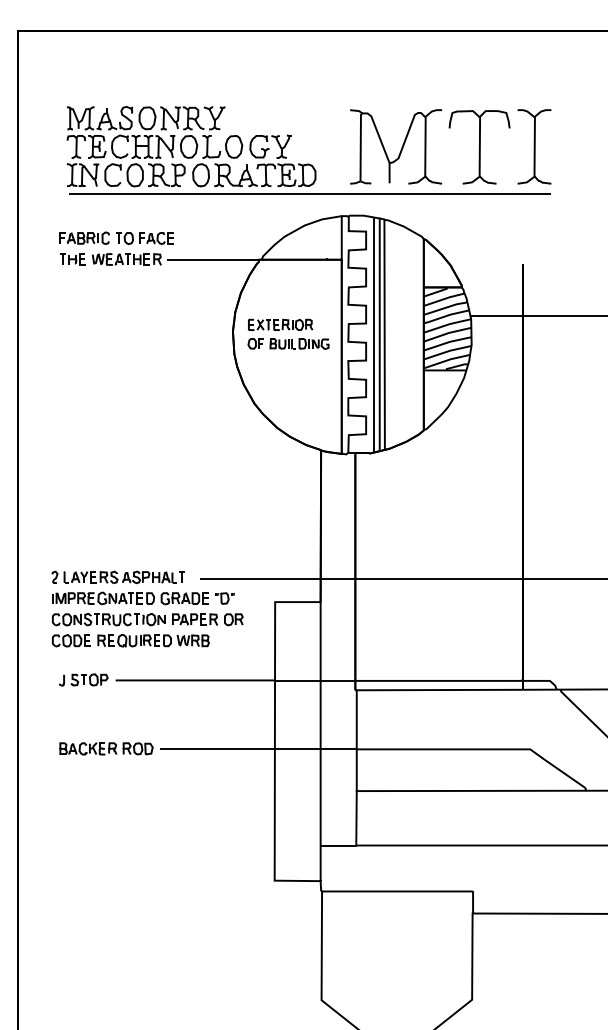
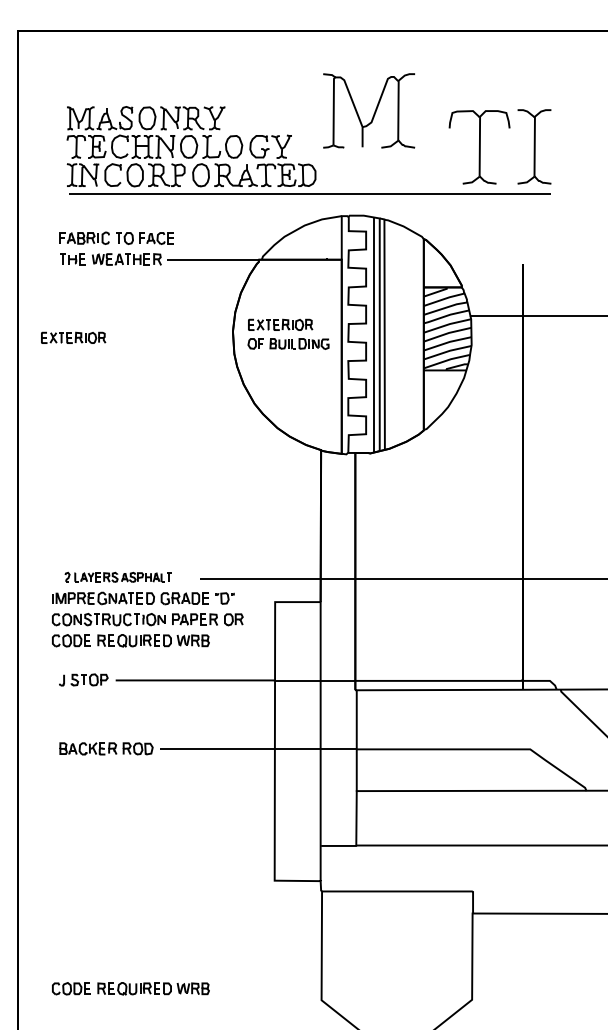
part position: (396, 146) -> (369, 110) (369, 110)
part: none -> present (73, 337)
part size: 134x15 px -> 108x12 px (117, 576)
part: none -> present (130, 988)
